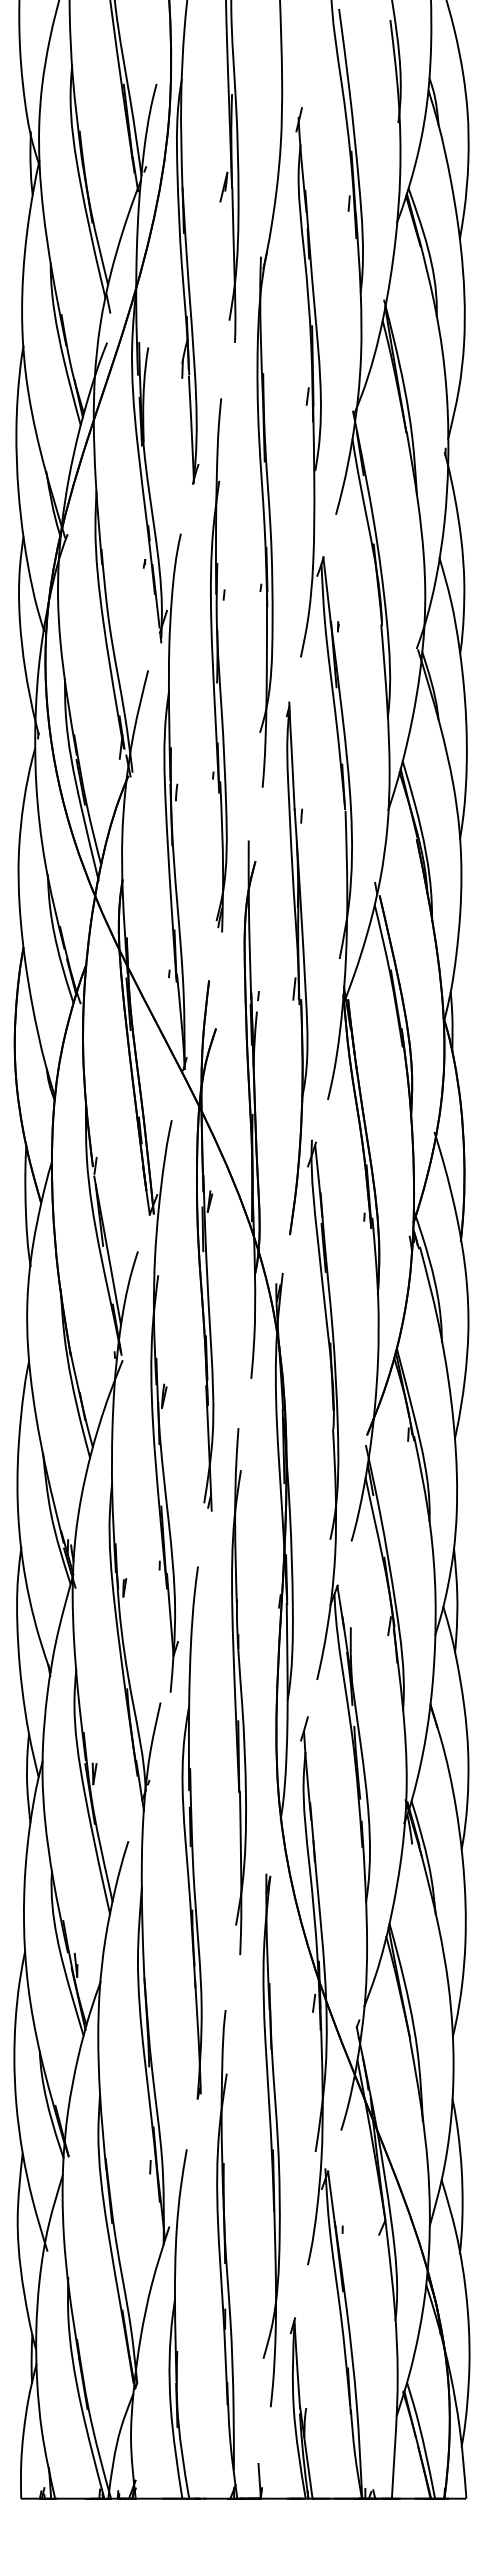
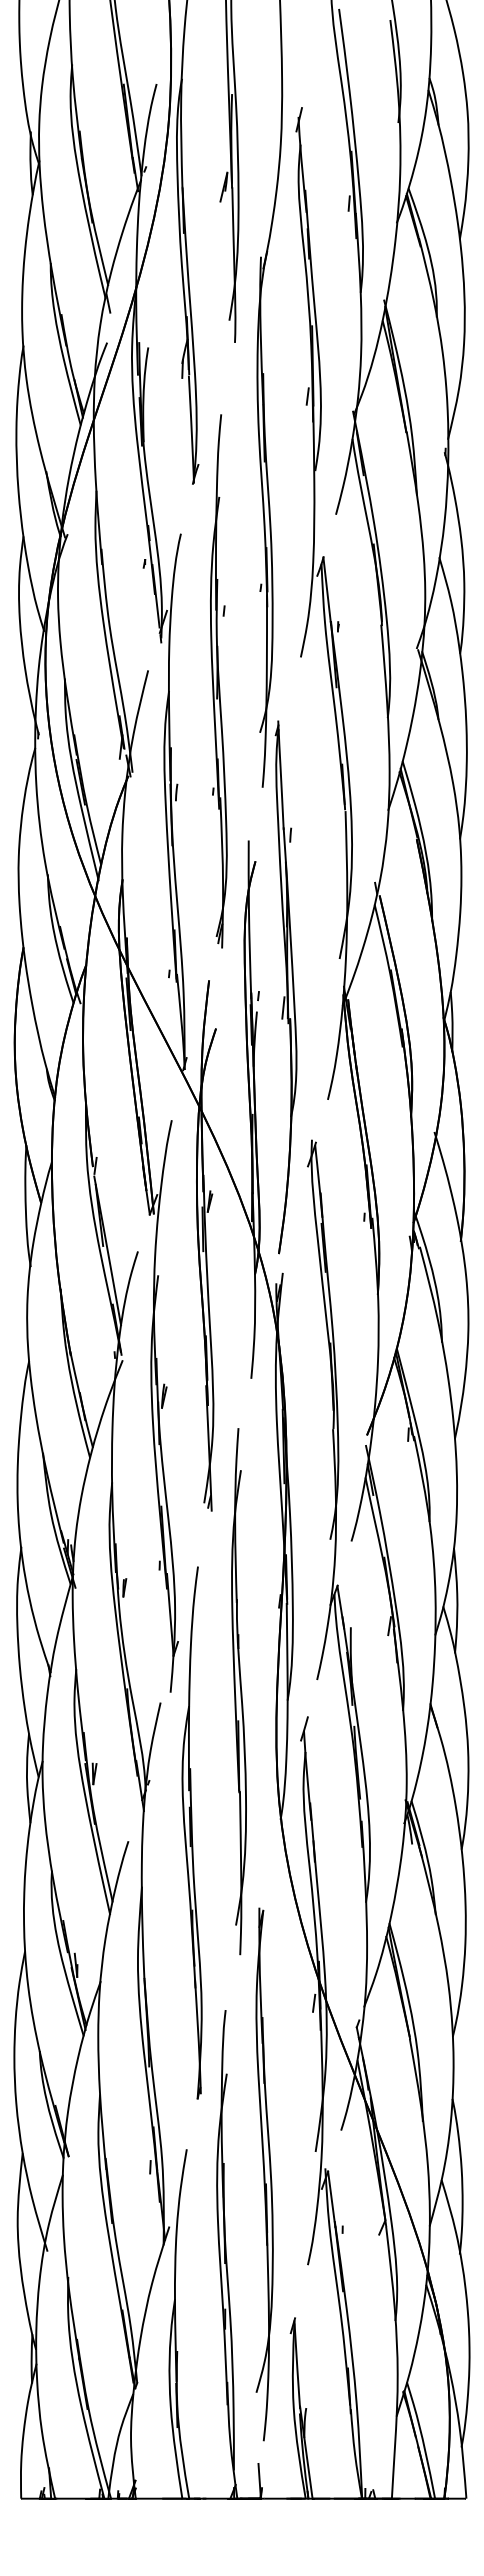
part position: (218, 665) -> (218, 681) (218, 681)
part position: (296, 968) -> (285, 987) (285, 987)
part position: (271, 2140) -> (264, 2174) (264, 2174)
